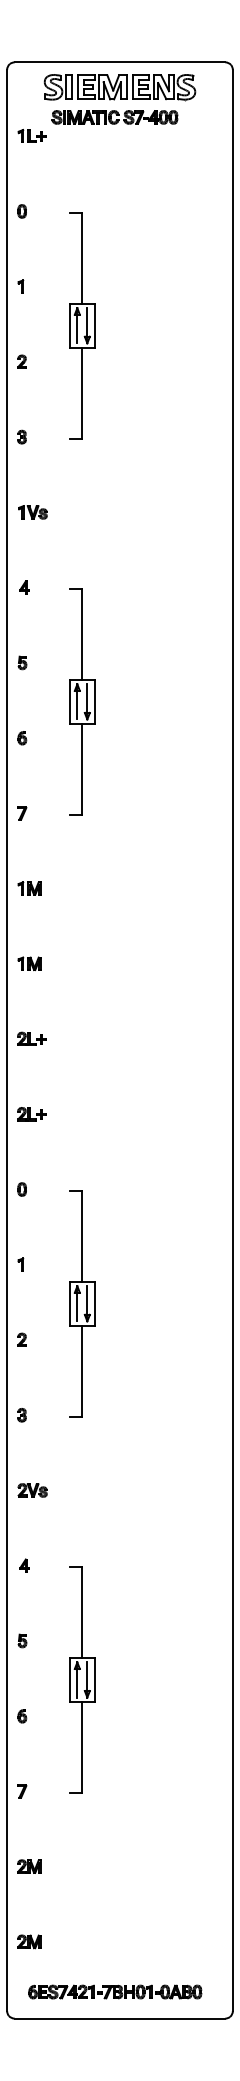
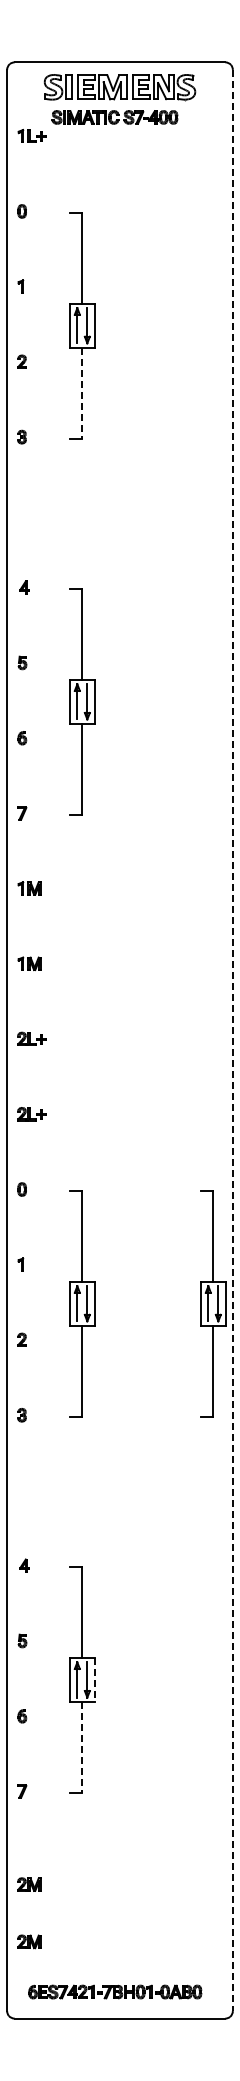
line: solid -> dashed (82, 393)
part: present -> none (32, 512)
line: solid -> dashed (232, 1040)
part: none -> present (213, 1303)
part: present -> none (32, 1490)
line: solid -> dashed (94, 1679)
line: solid -> dashed (82, 1747)
part position: (29, 1866) -> (29, 1884) (29, 1884)
